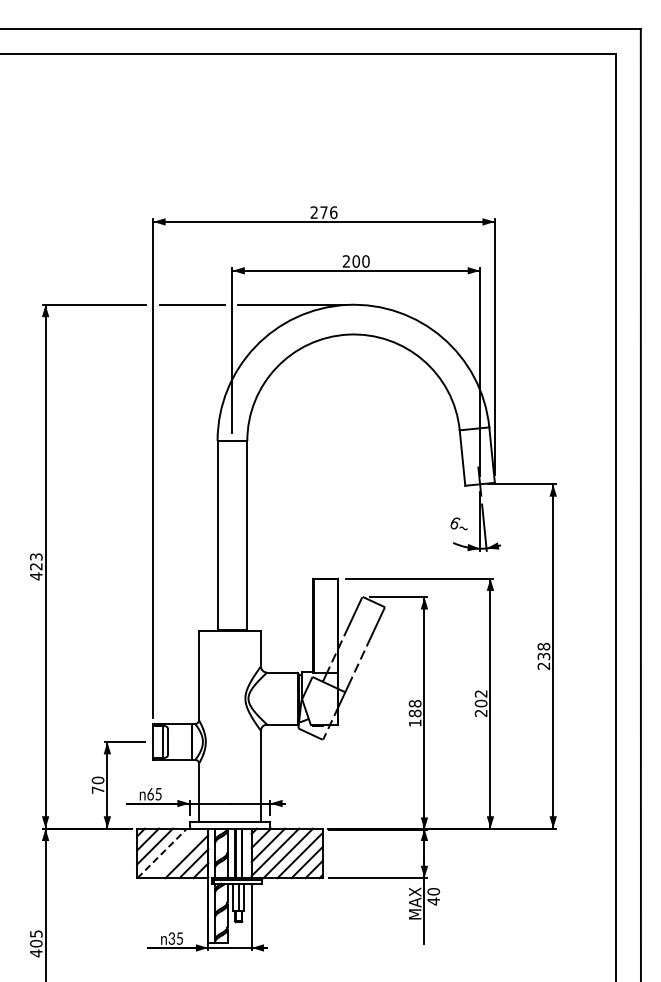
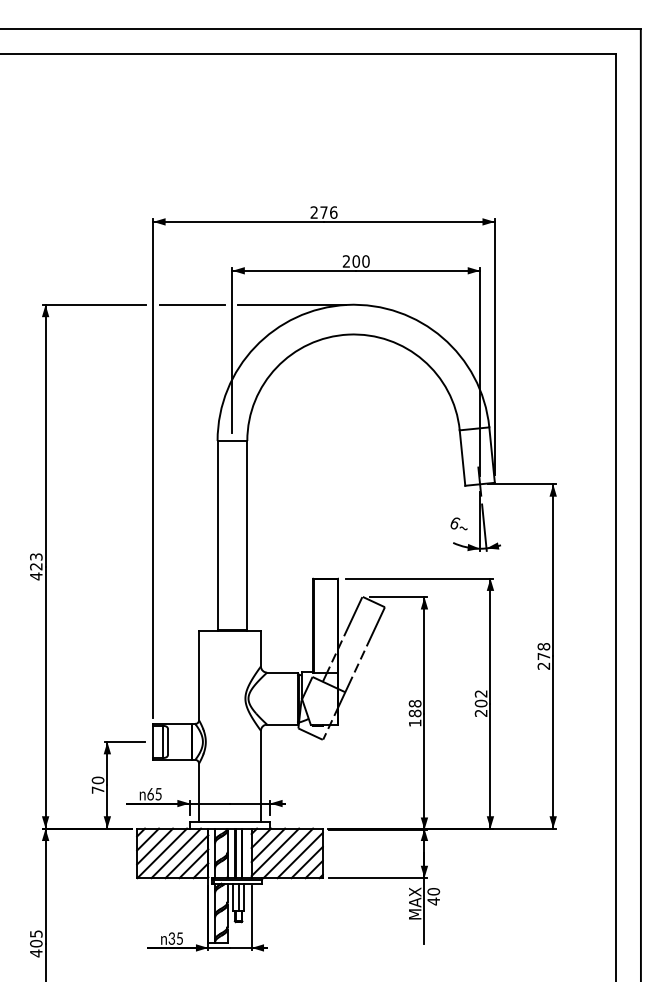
text: 238 -> 278 (543, 656)
line: dashed -> solid (162, 853)
line: none -> present (176, 853)
